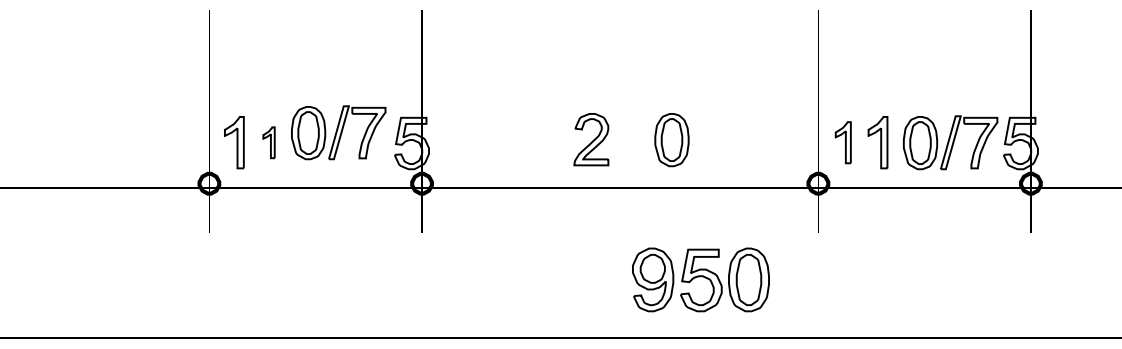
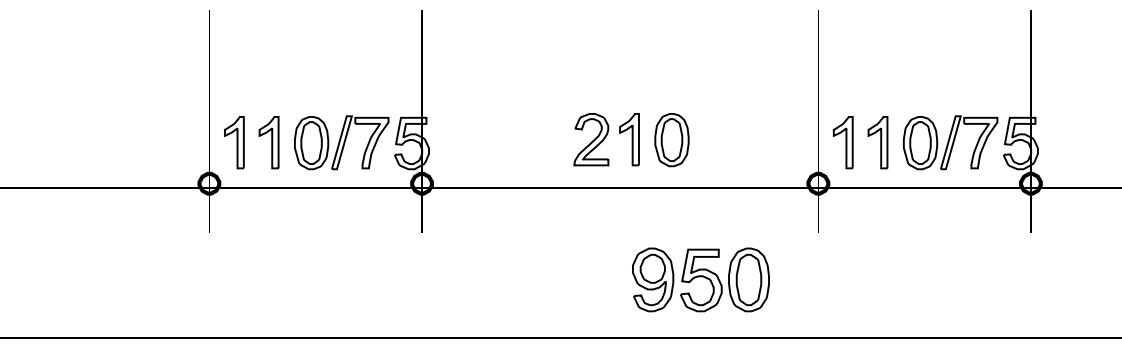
part position: (338, 132) -> (341, 142) (341, 142)
part: none -> present (629, 139)
part size: 14x34 px -> 22x54 px (268, 142)
part size: 18x44 px -> 21x54 px (843, 142)
